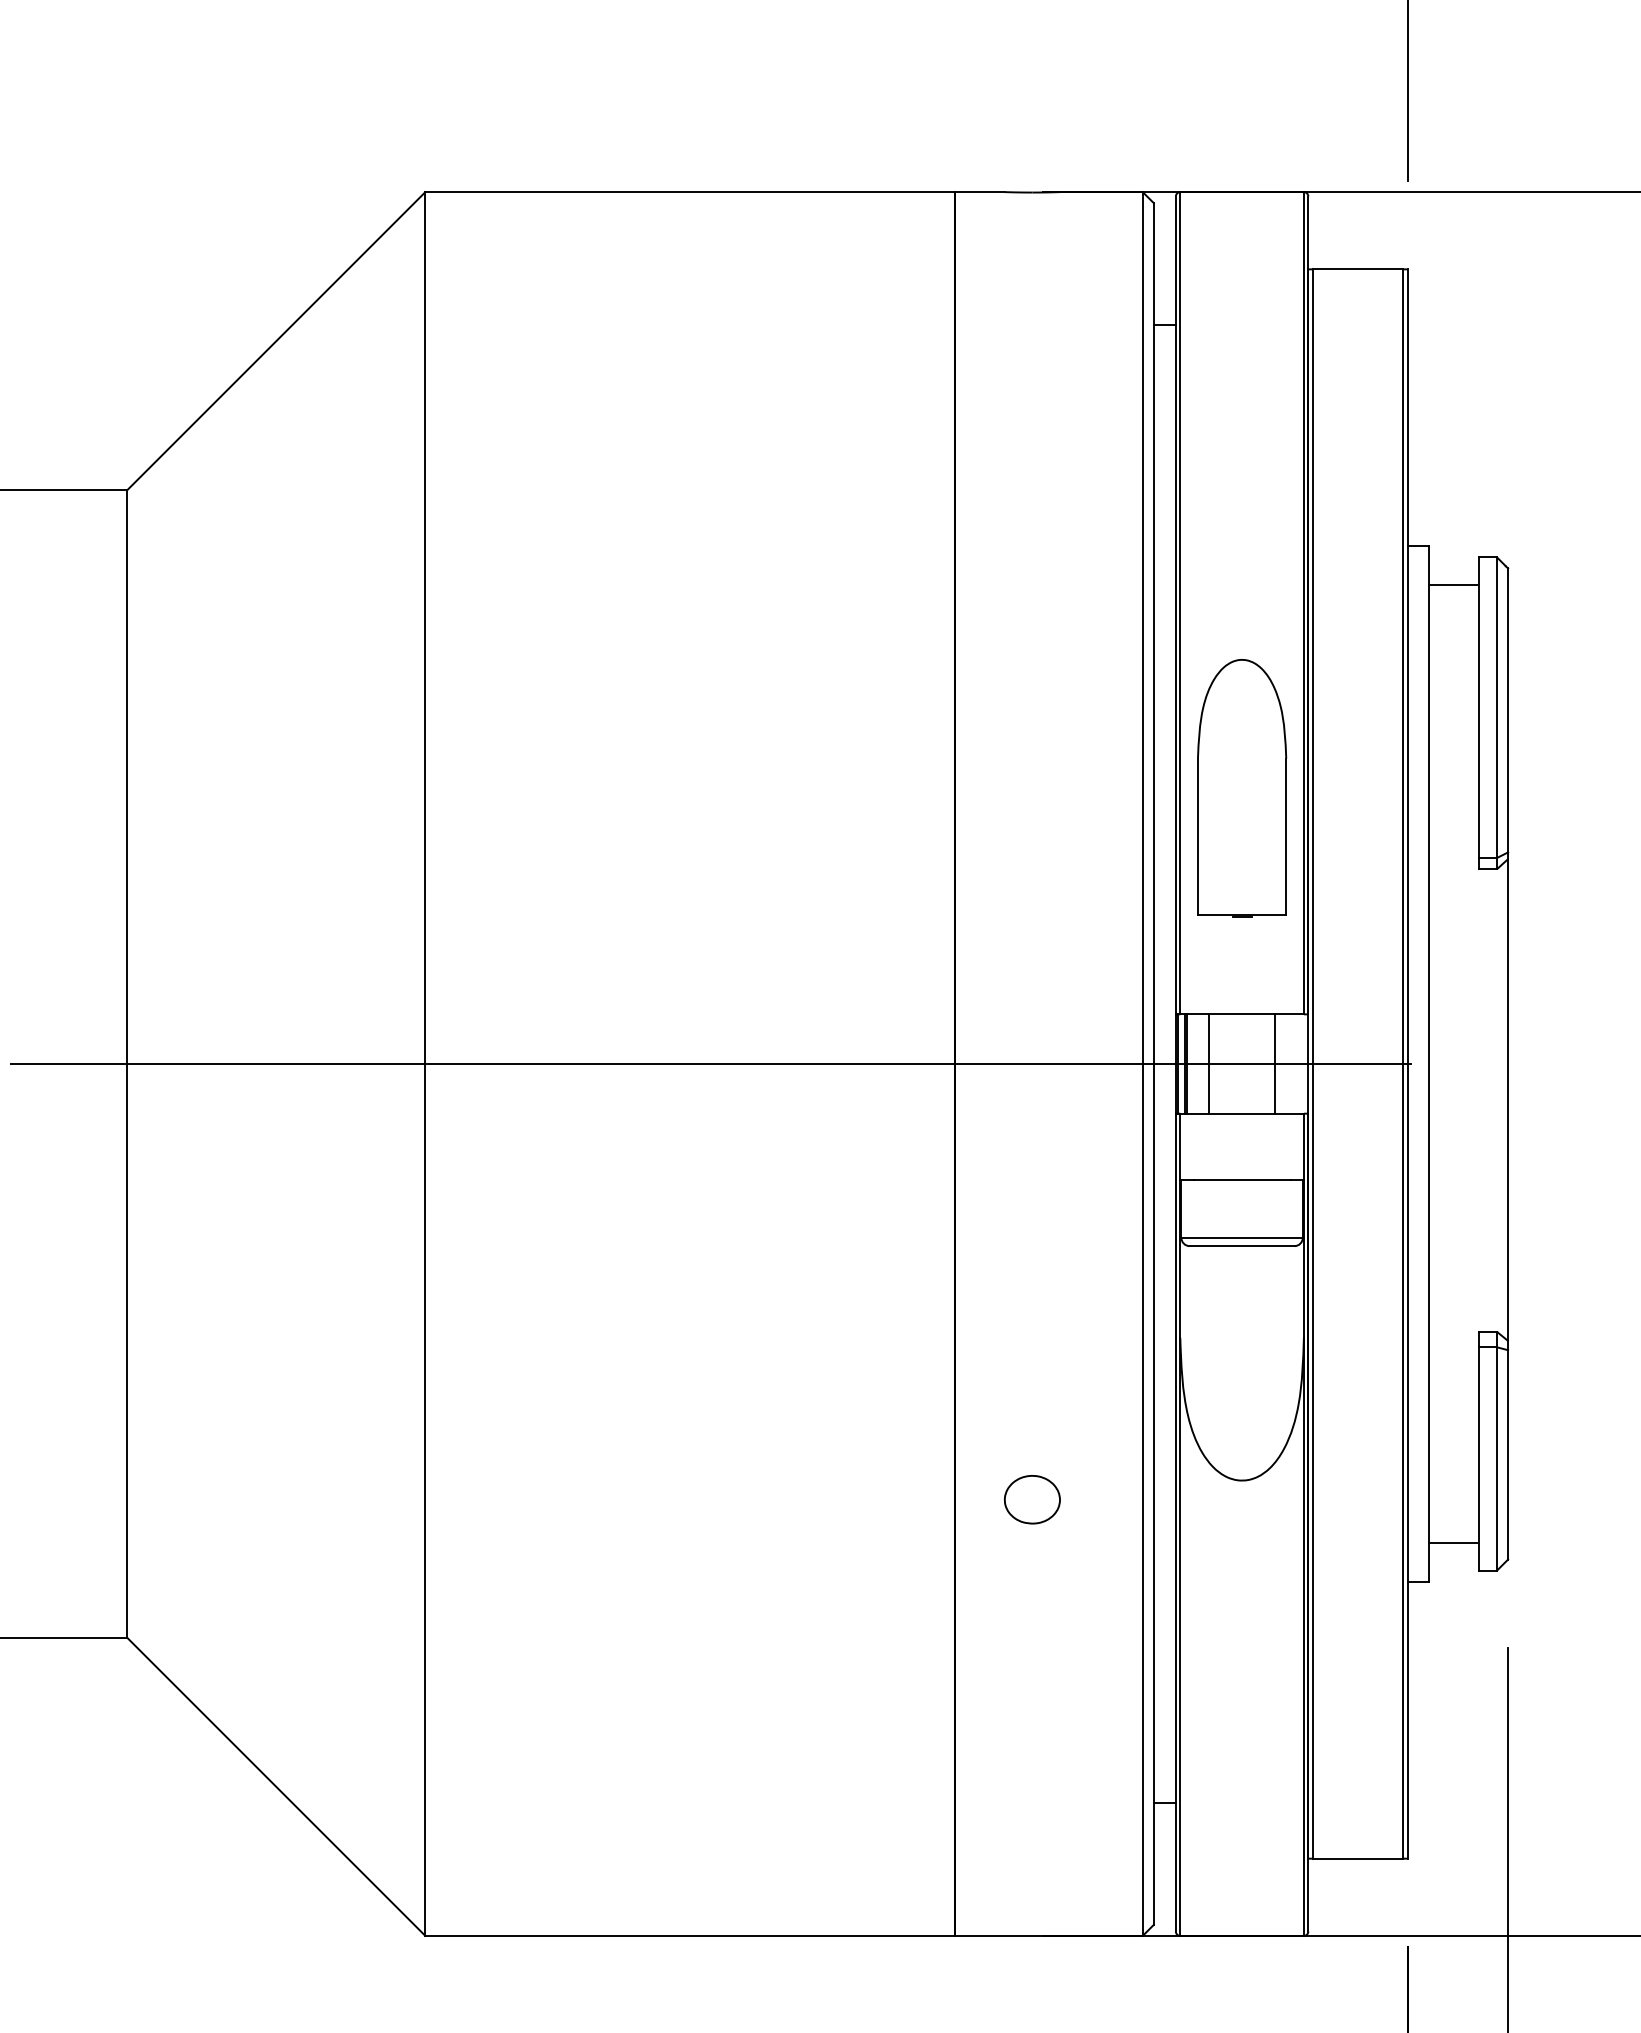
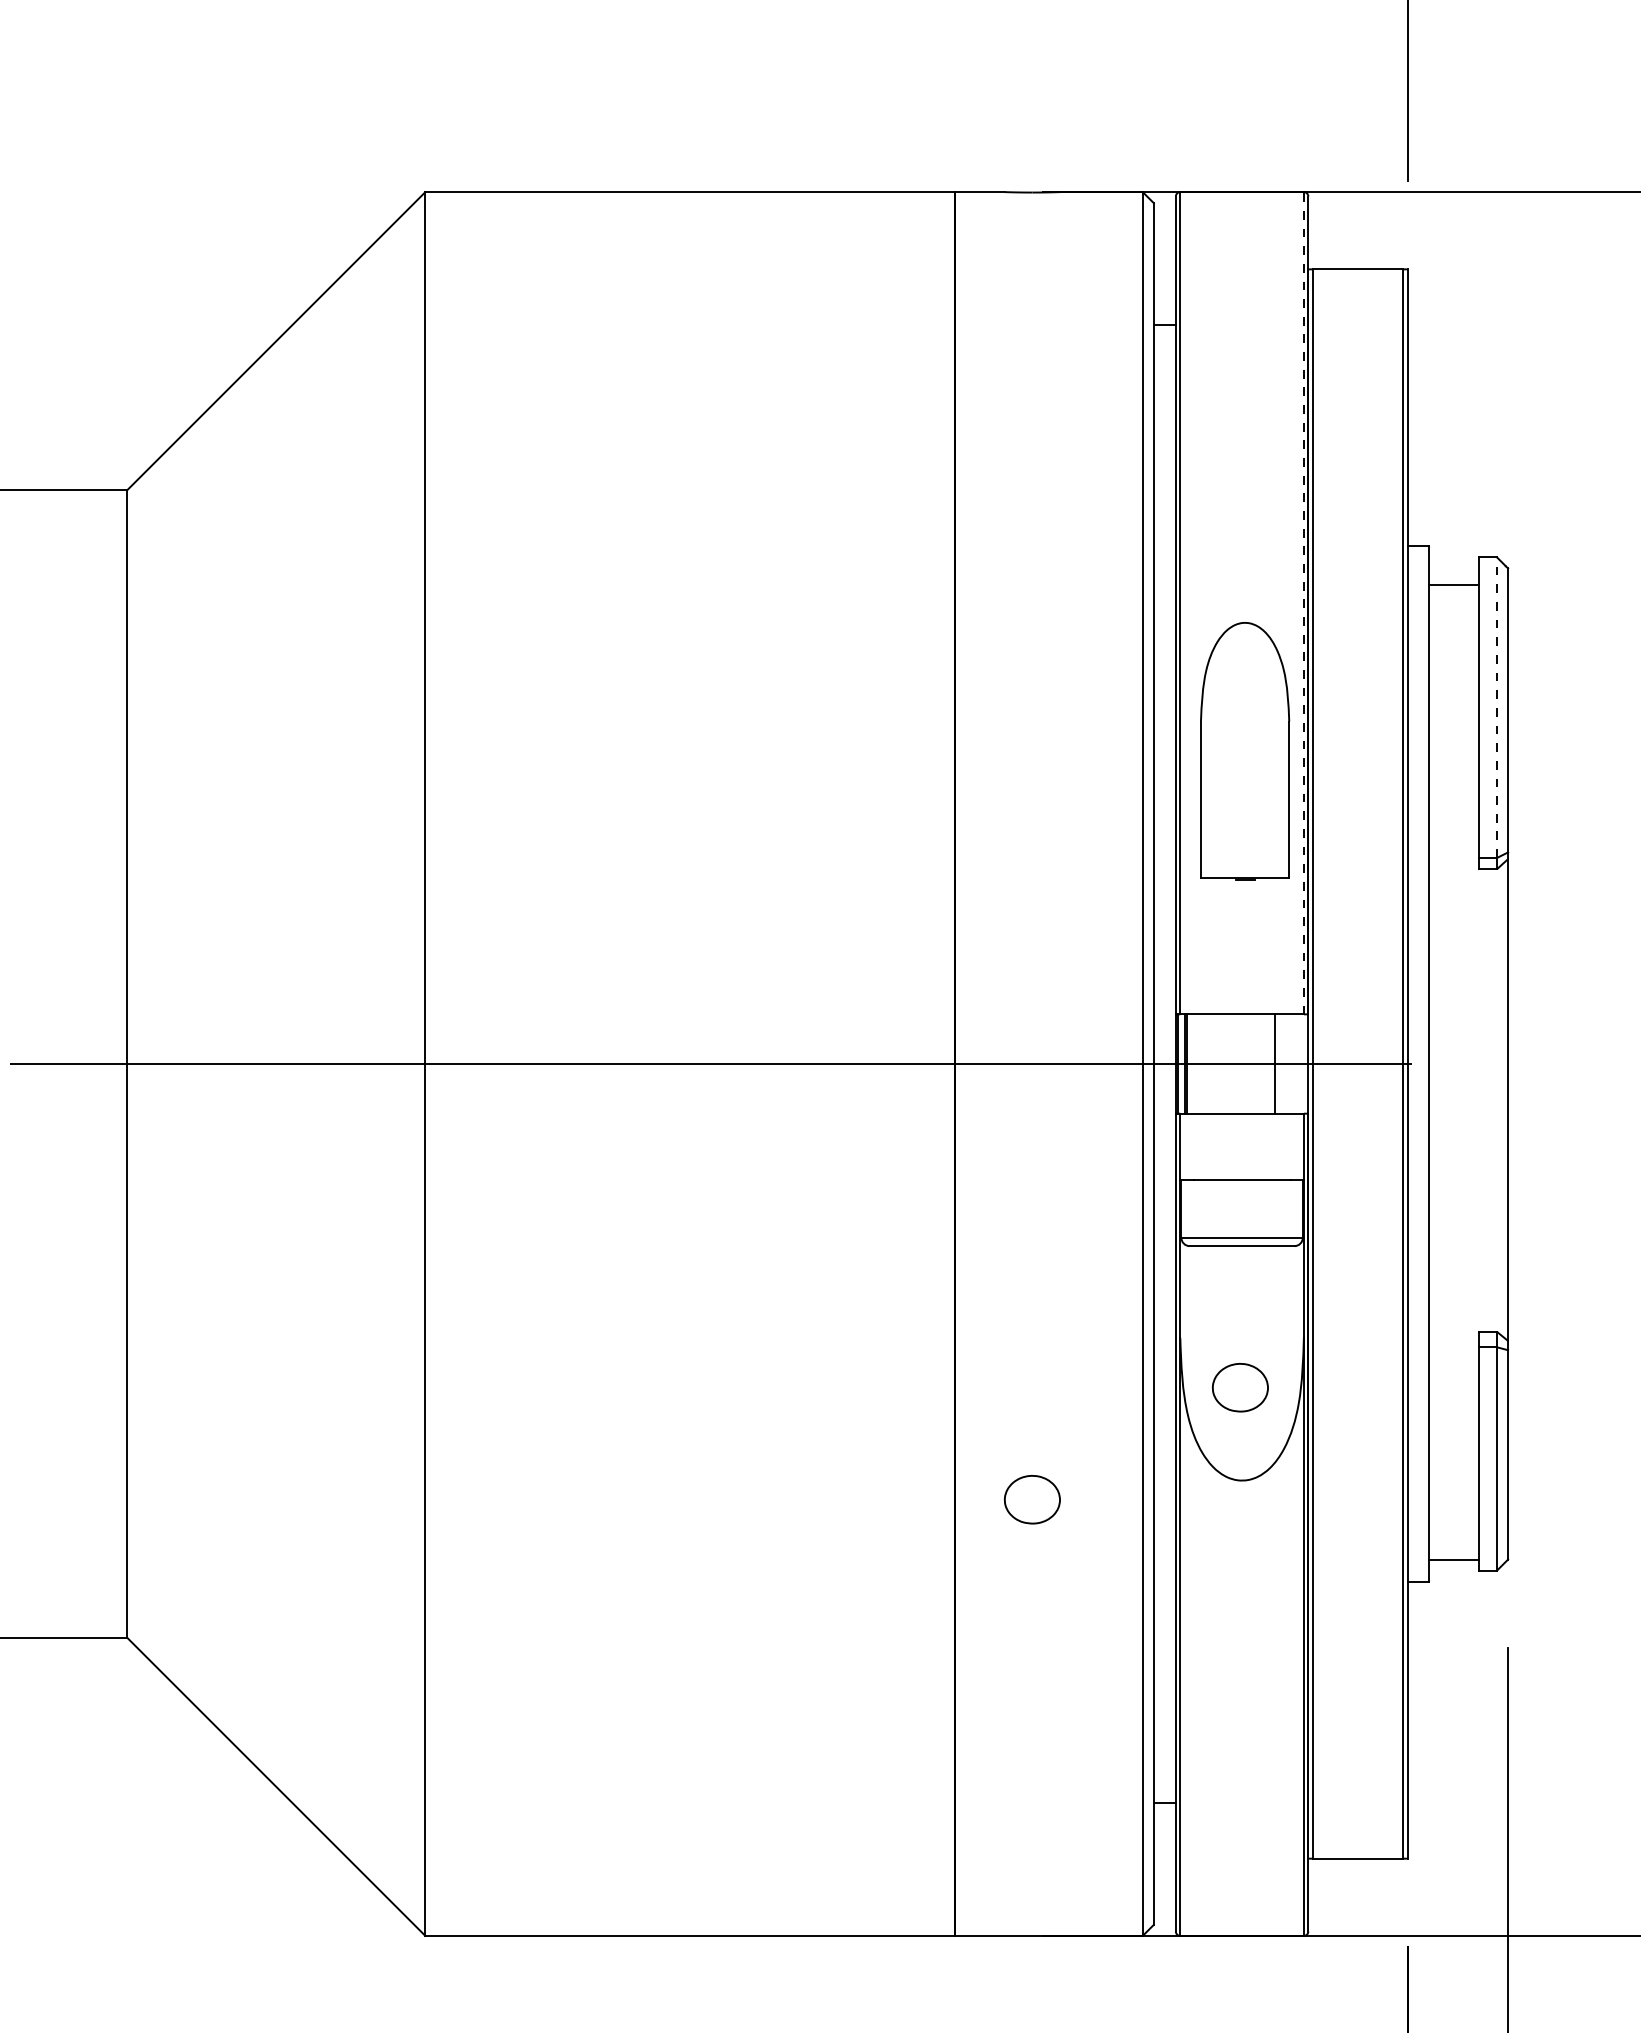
line: solid -> dashed (1303, 602)
line: solid -> dashed (1497, 707)
part position: (1242, 788) -> (1245, 751) (1245, 751)
line: present -> none (1208, 1063)
part: none -> present (1239, 1387)
line position: (1453, 1543) -> (1453, 1560) (1453, 1560)
